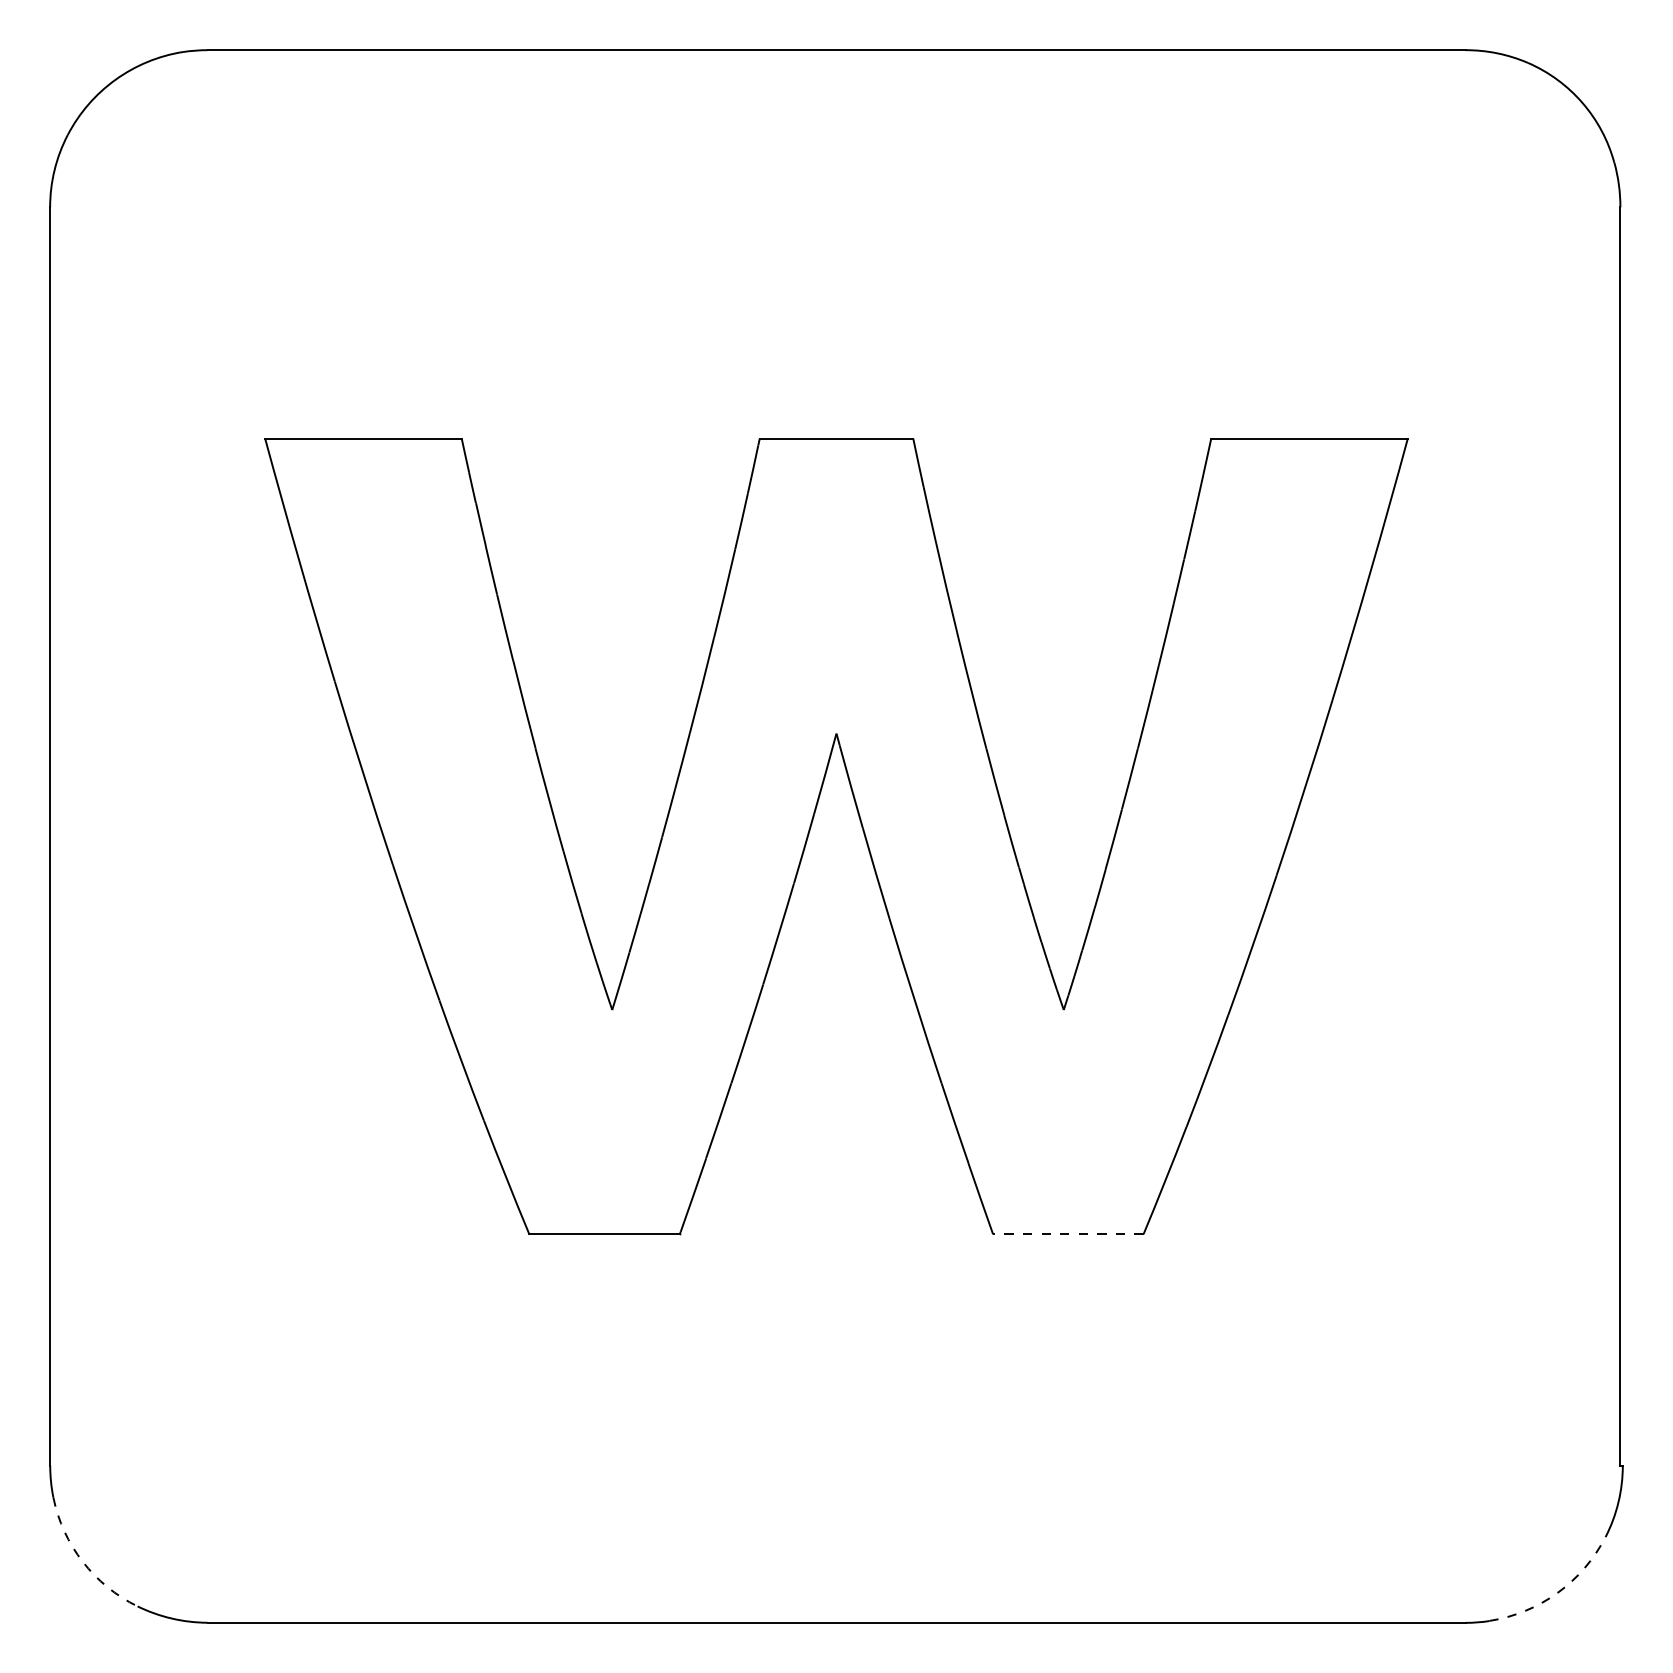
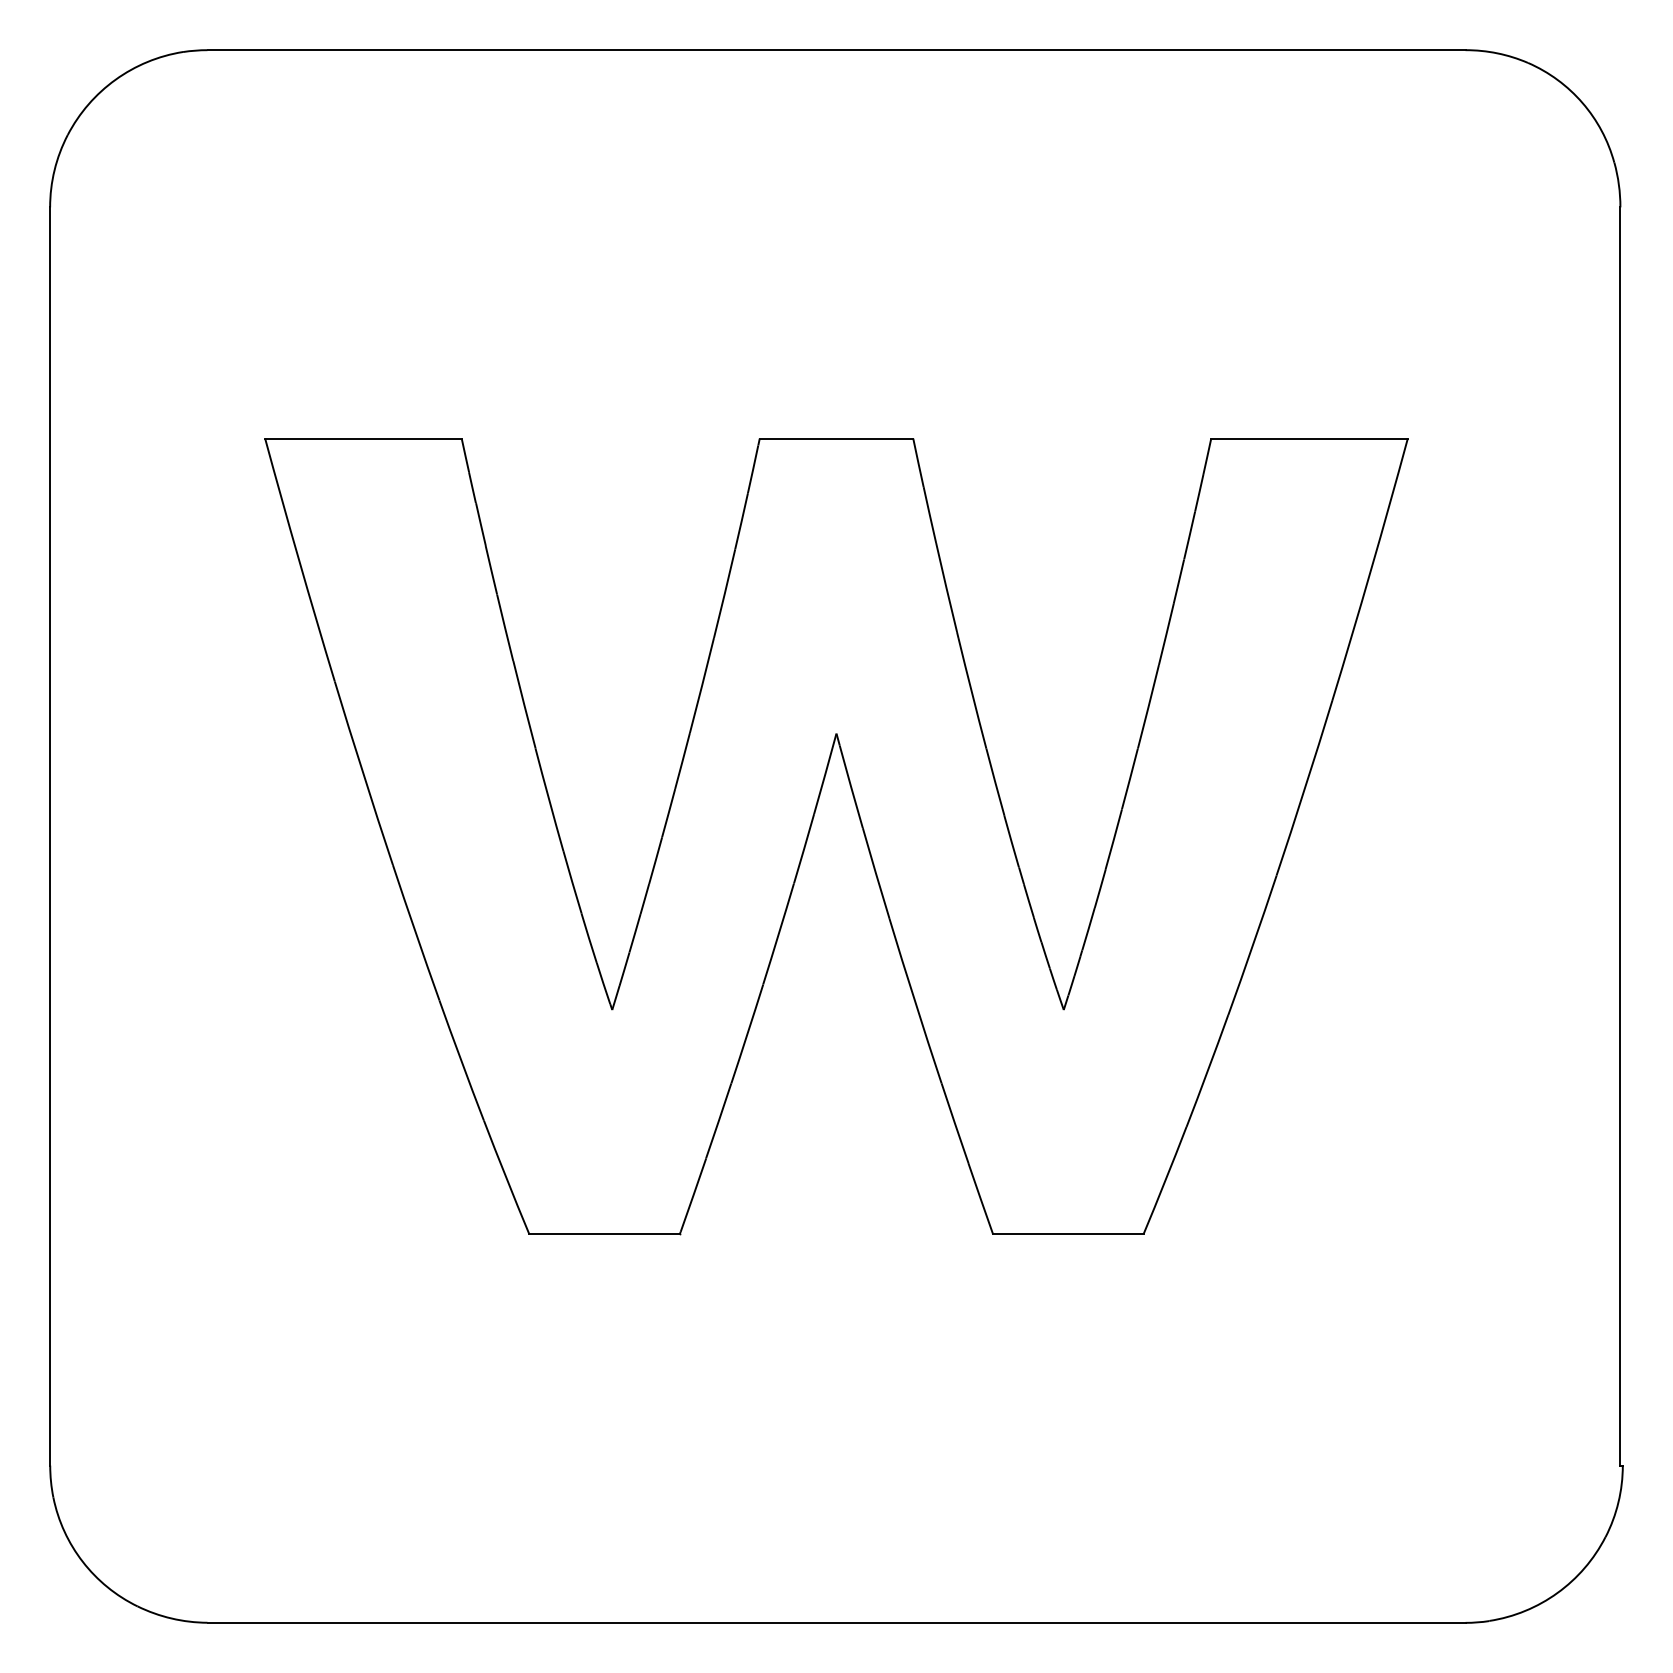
line: dashed -> solid (1067, 1234)
arc: dashed -> solid (82, 1561)
arc: dashed -> solid (1557, 1593)
